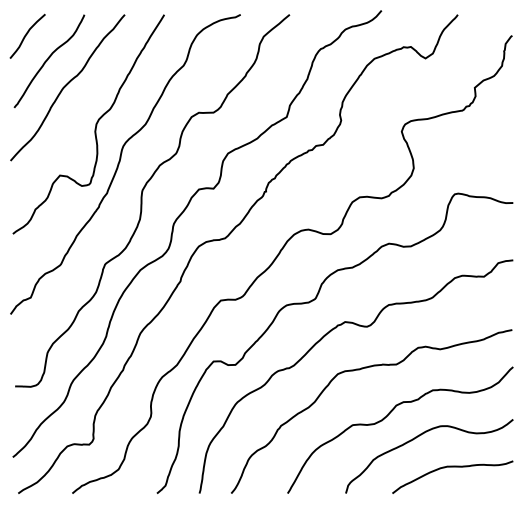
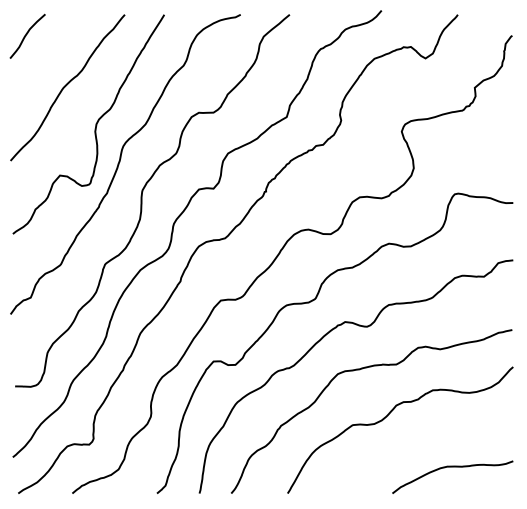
curve: present -> none (48, 59)
curve: present -> none (418, 437)
